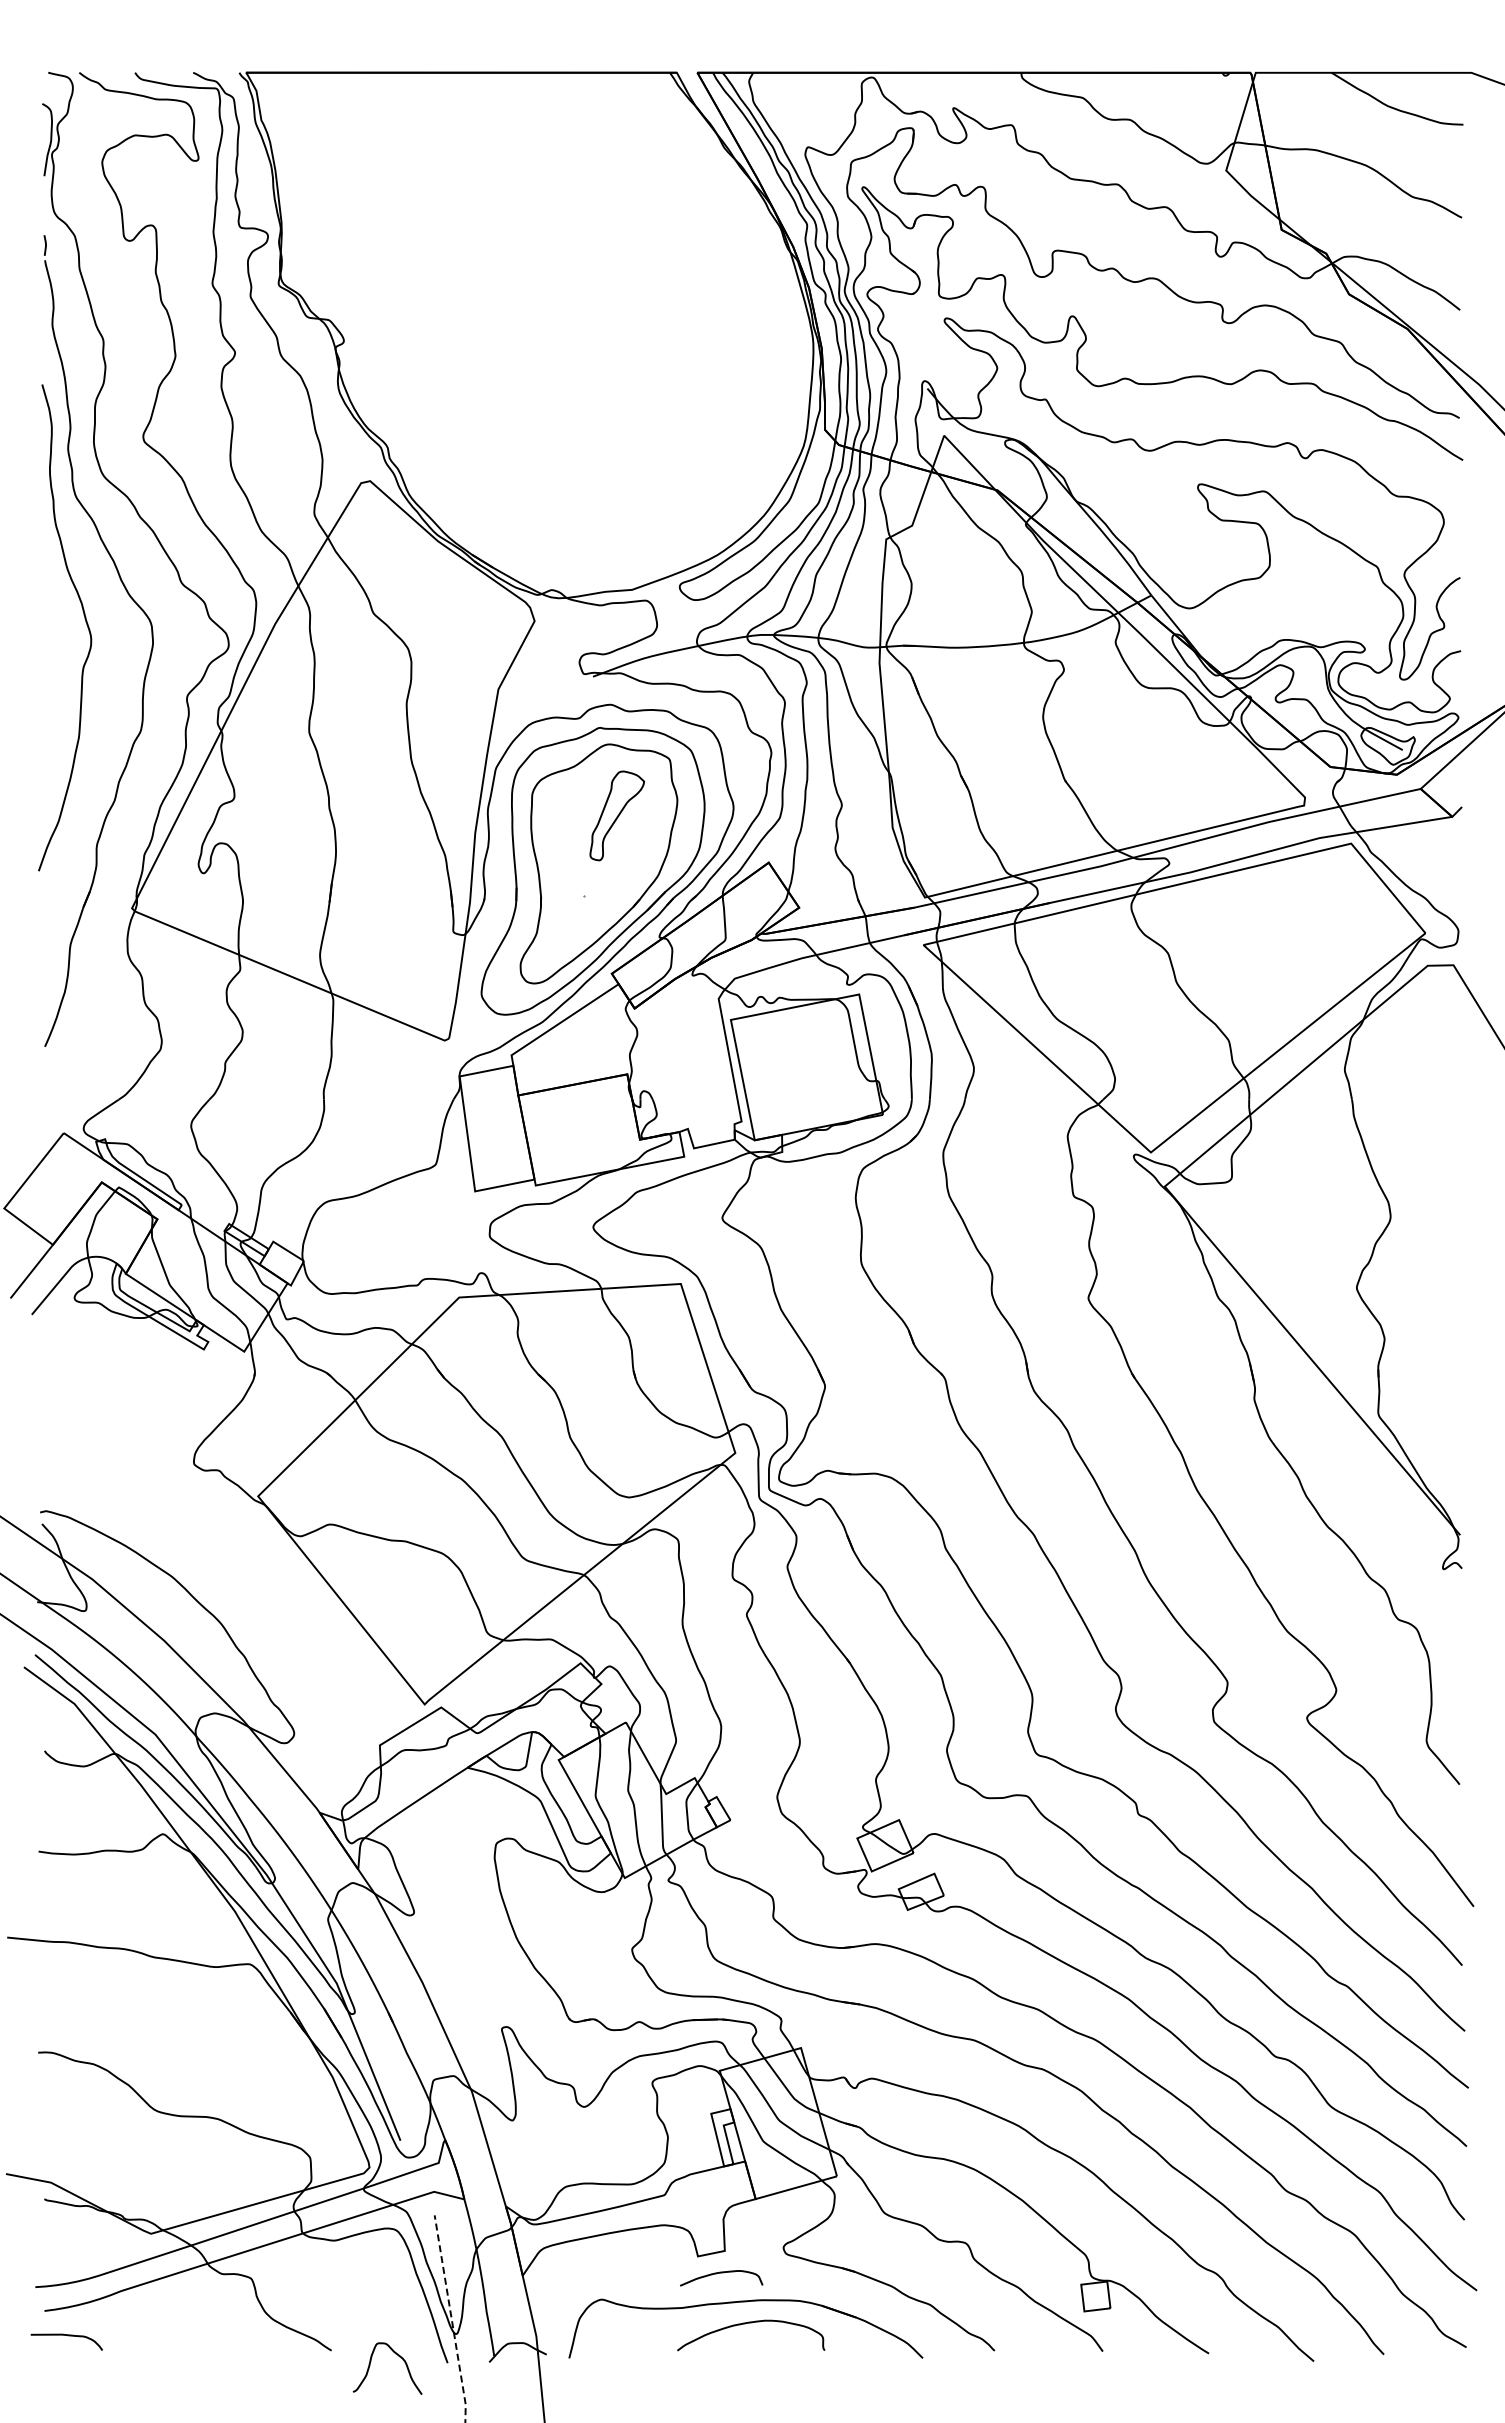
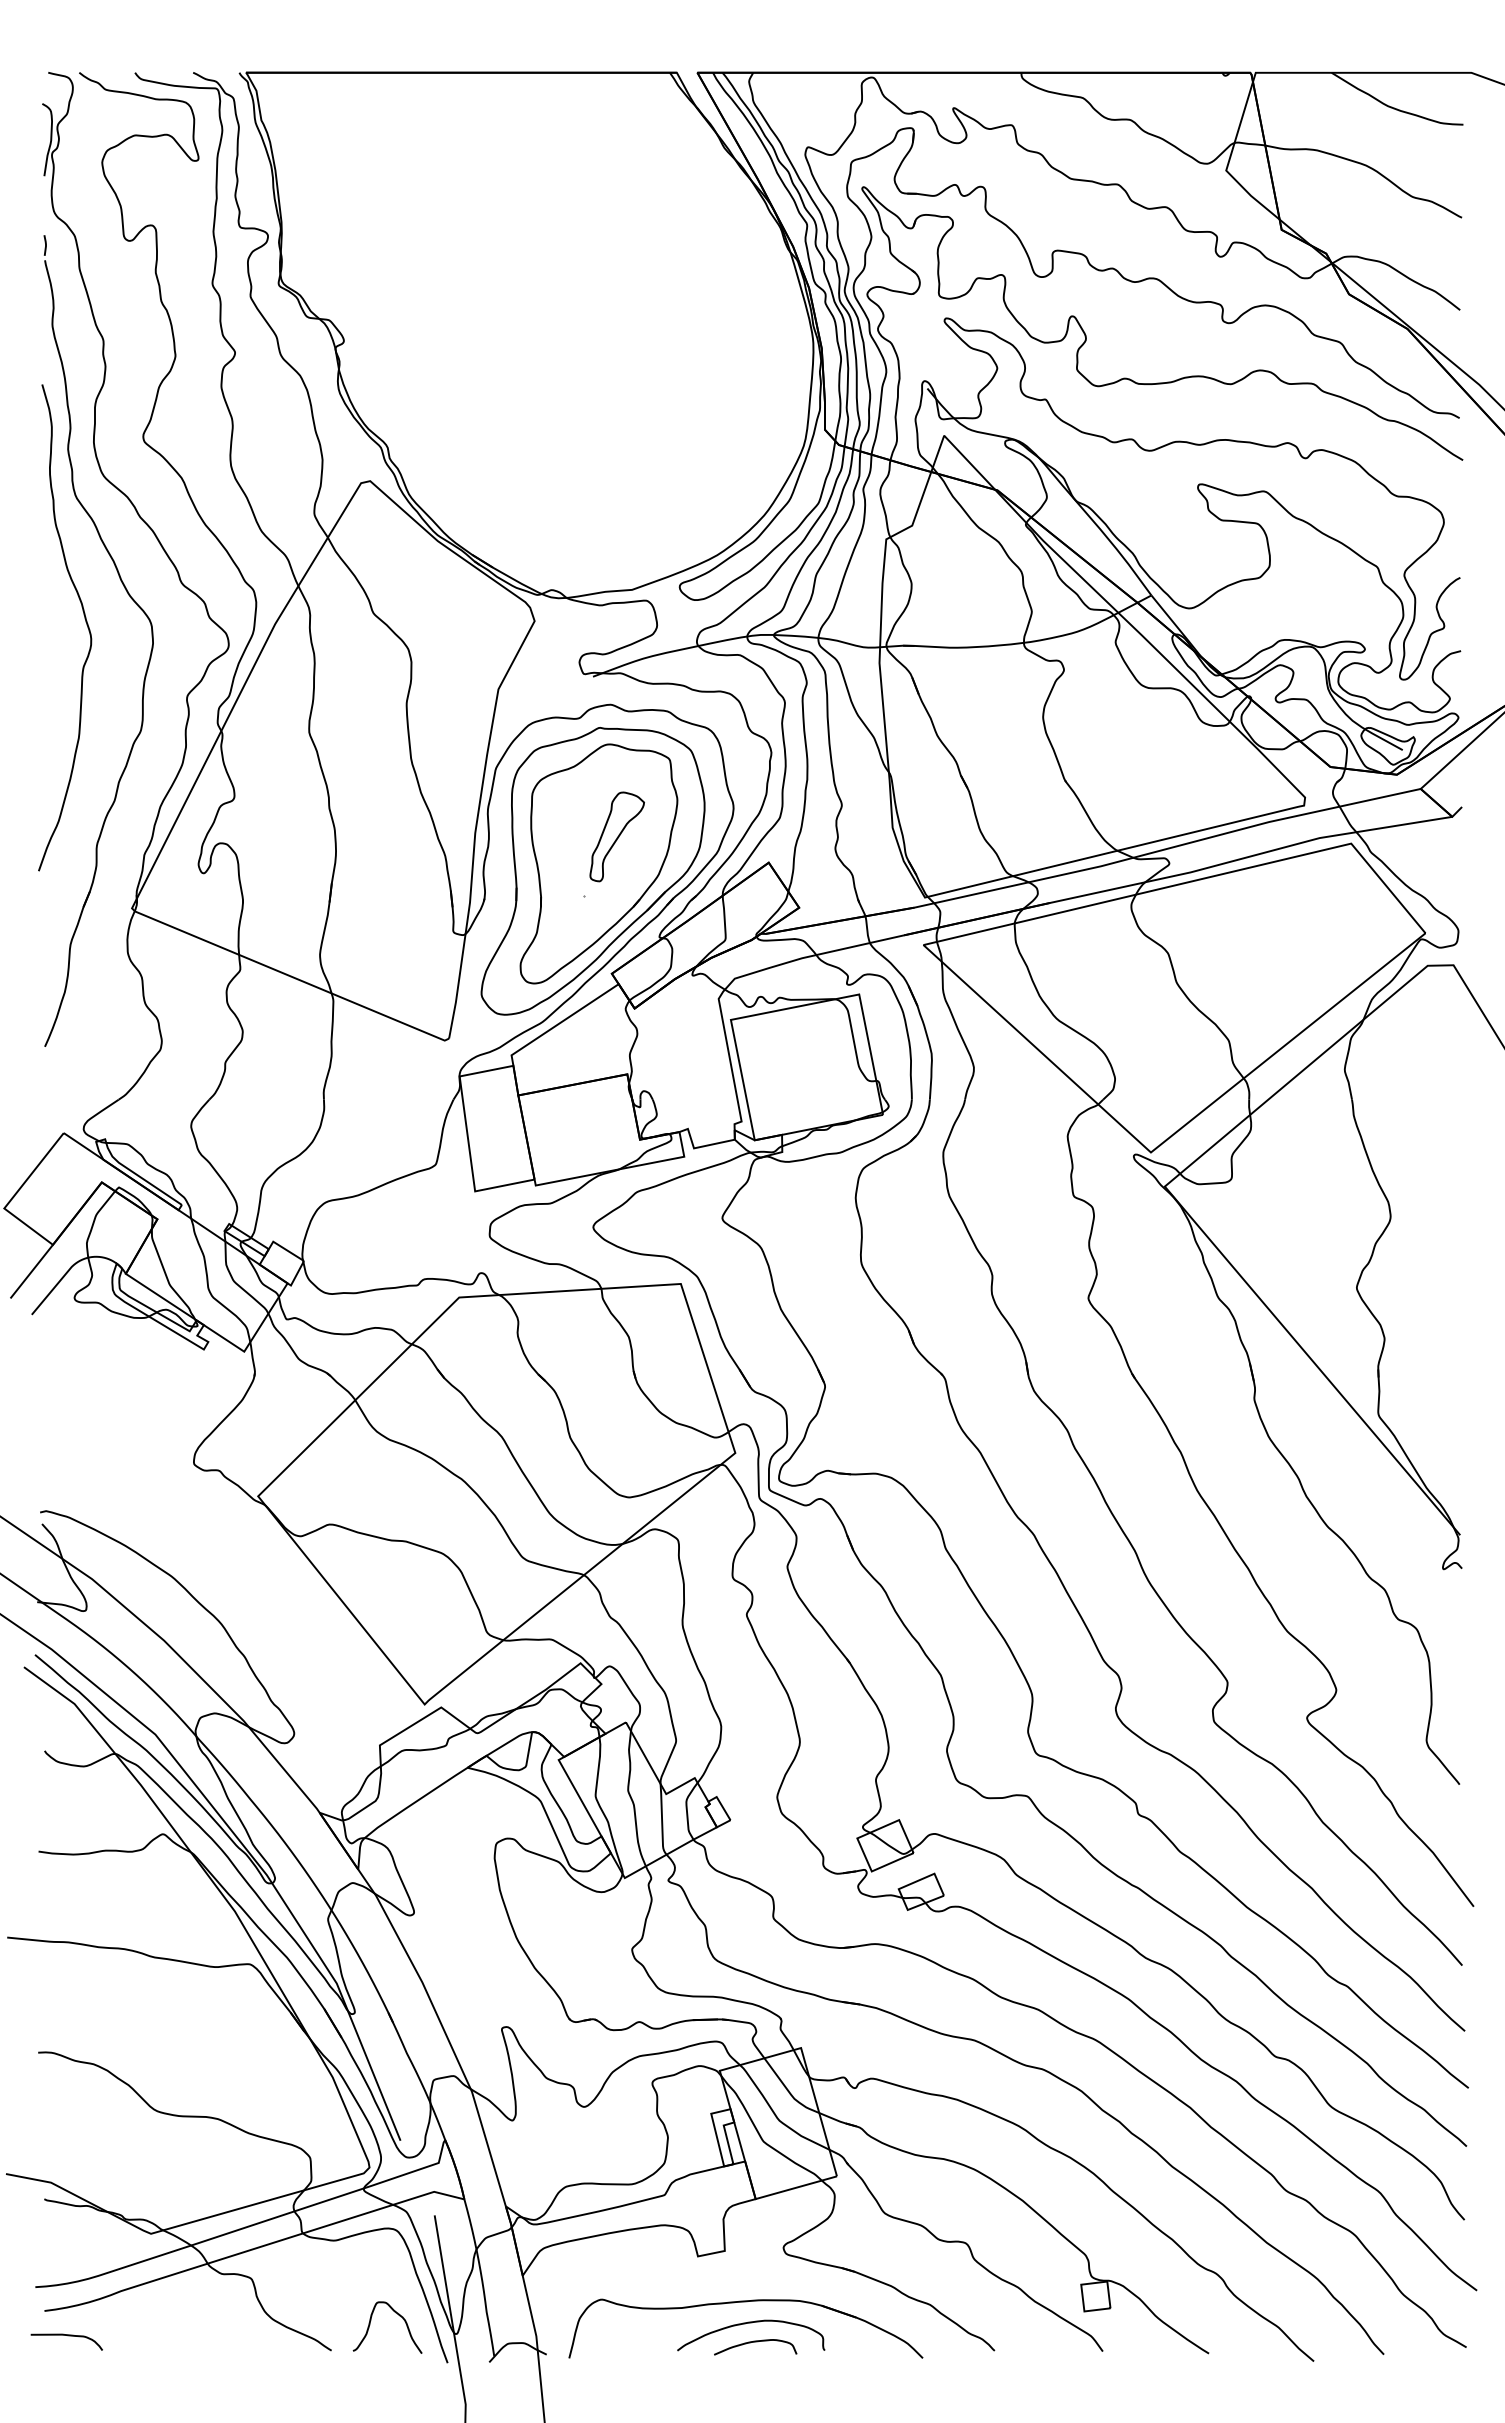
part position: (616, 815) -> (616, 836) (616, 836)
curve position: (721, 2273) -> (755, 2342) (755, 2342)
line: dashed -> solid (451, 2318)
curve position: (395, 2354) -> (395, 2313) (395, 2313)
